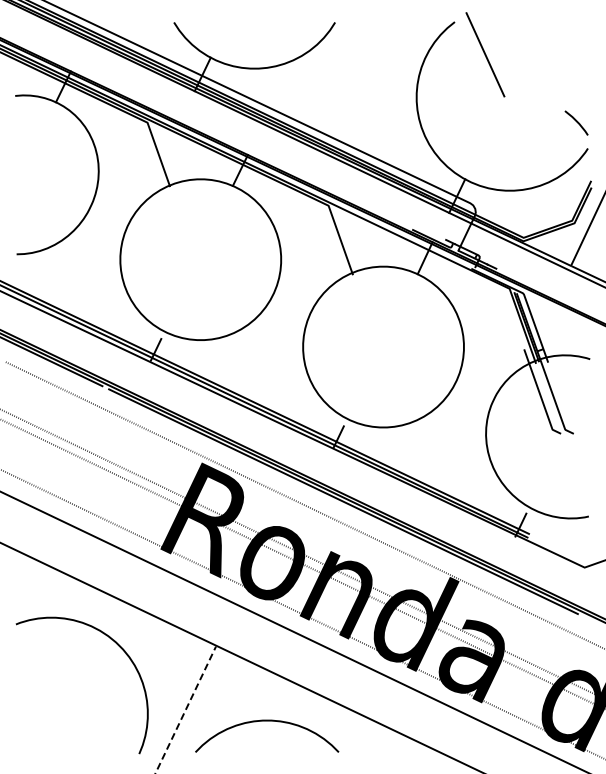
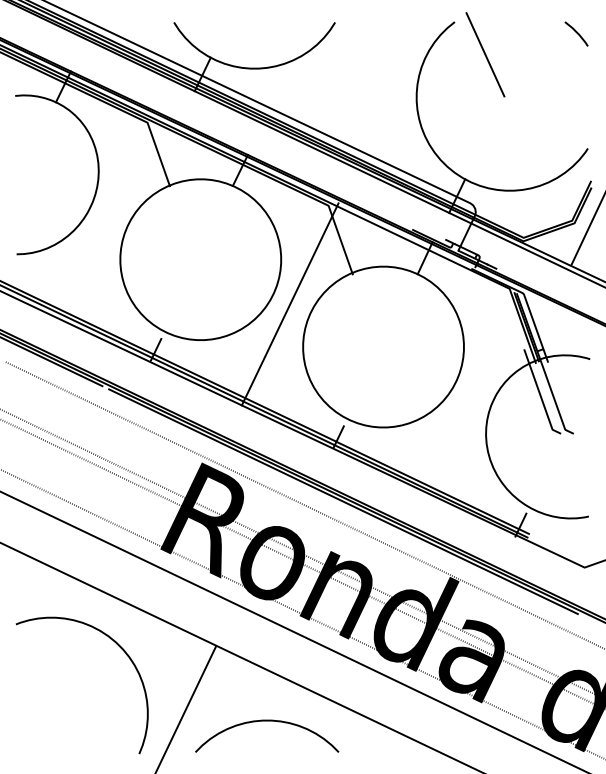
curve position: (576, 122) -> (576, 33) (576, 33)
line: none -> present (289, 304)
line: dashed -> solid (185, 709)
